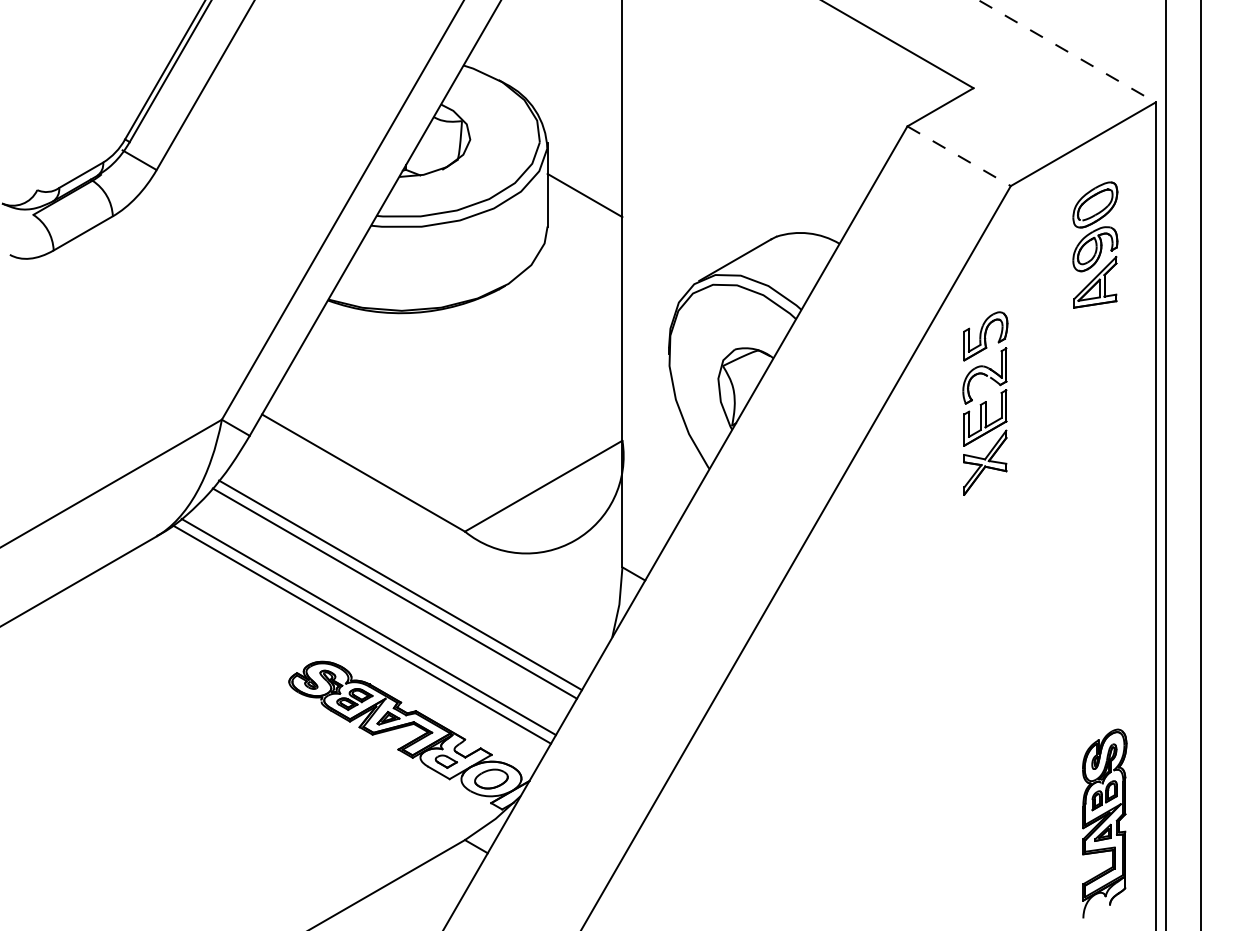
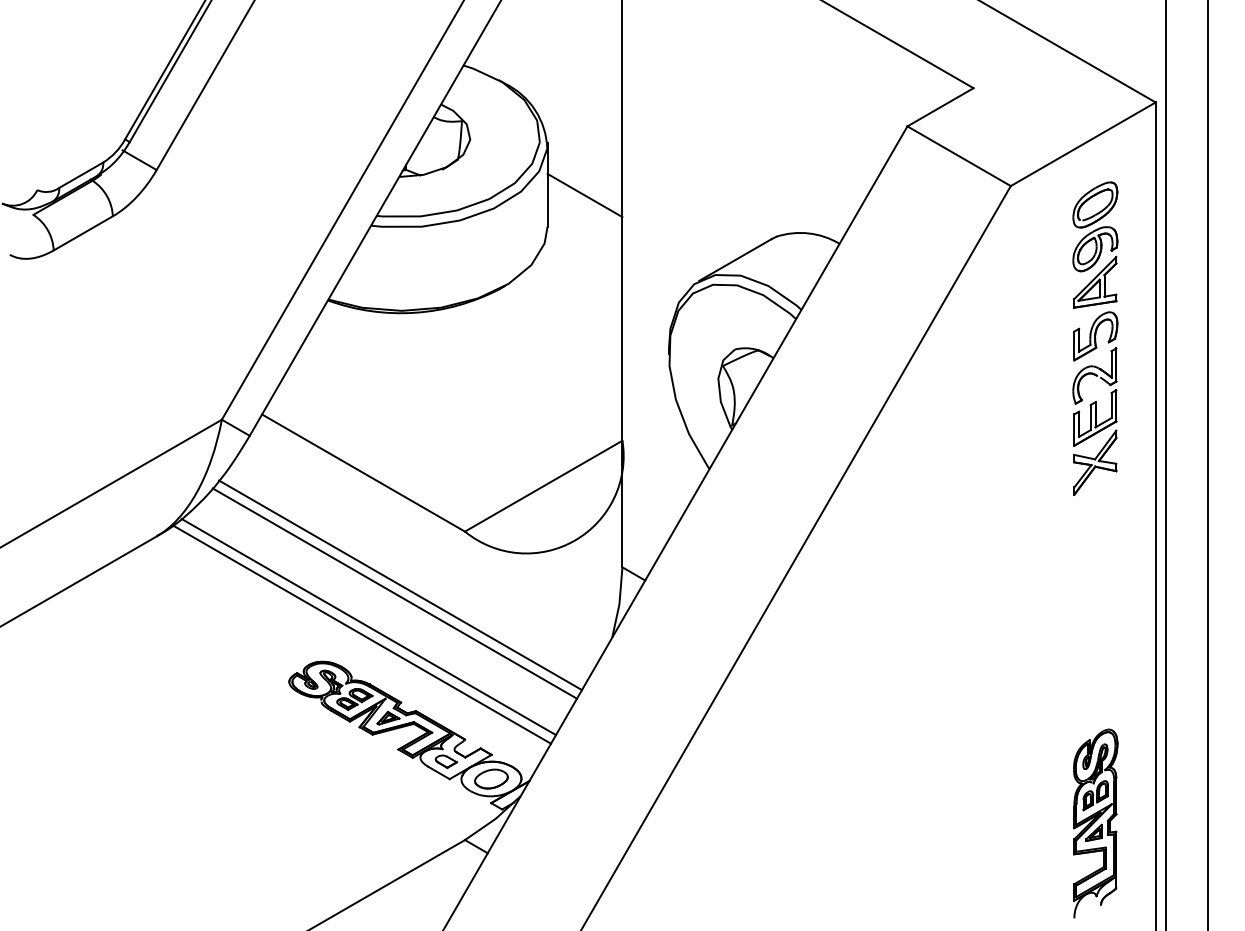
line: dashed -> solid (1067, 51)
line: dashed -> solid (959, 156)
part position: (985, 403) -> (1095, 403) (1095, 403)
line position: (1200, 464) -> (1207, 464) (1207, 464)
part position: (1104, 823) -> (1095, 823) (1095, 823)
